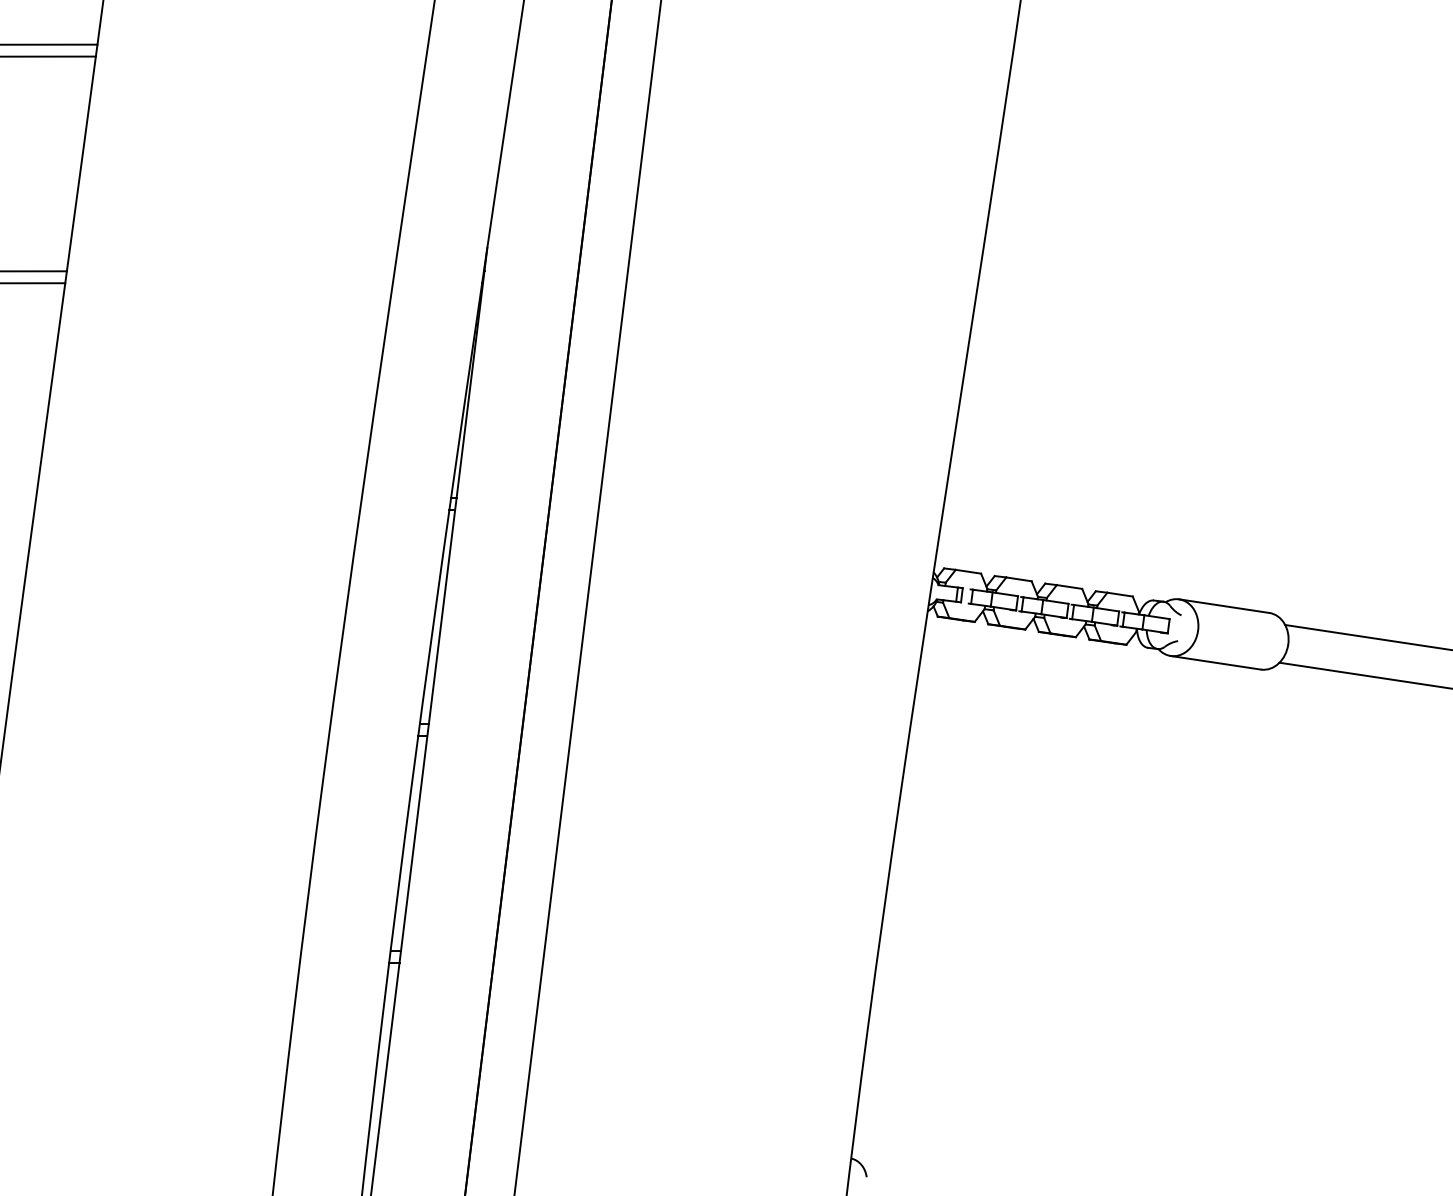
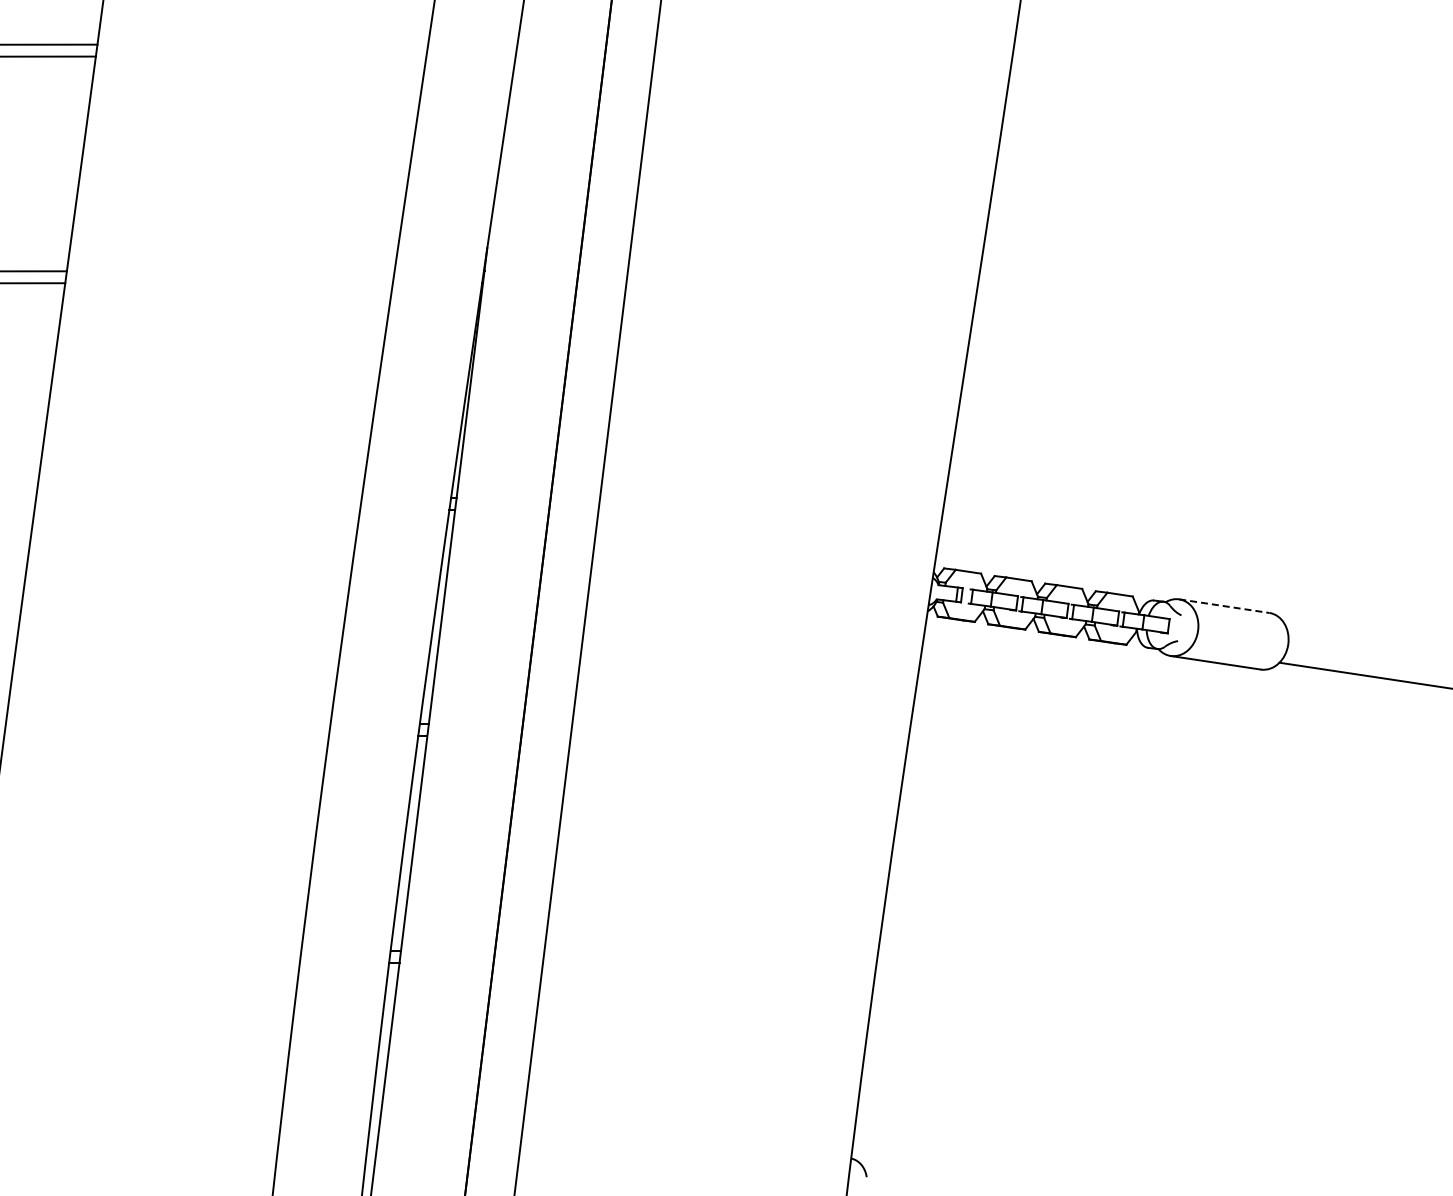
line: solid -> dashed (1224, 606)
line: present -> none (1367, 637)
